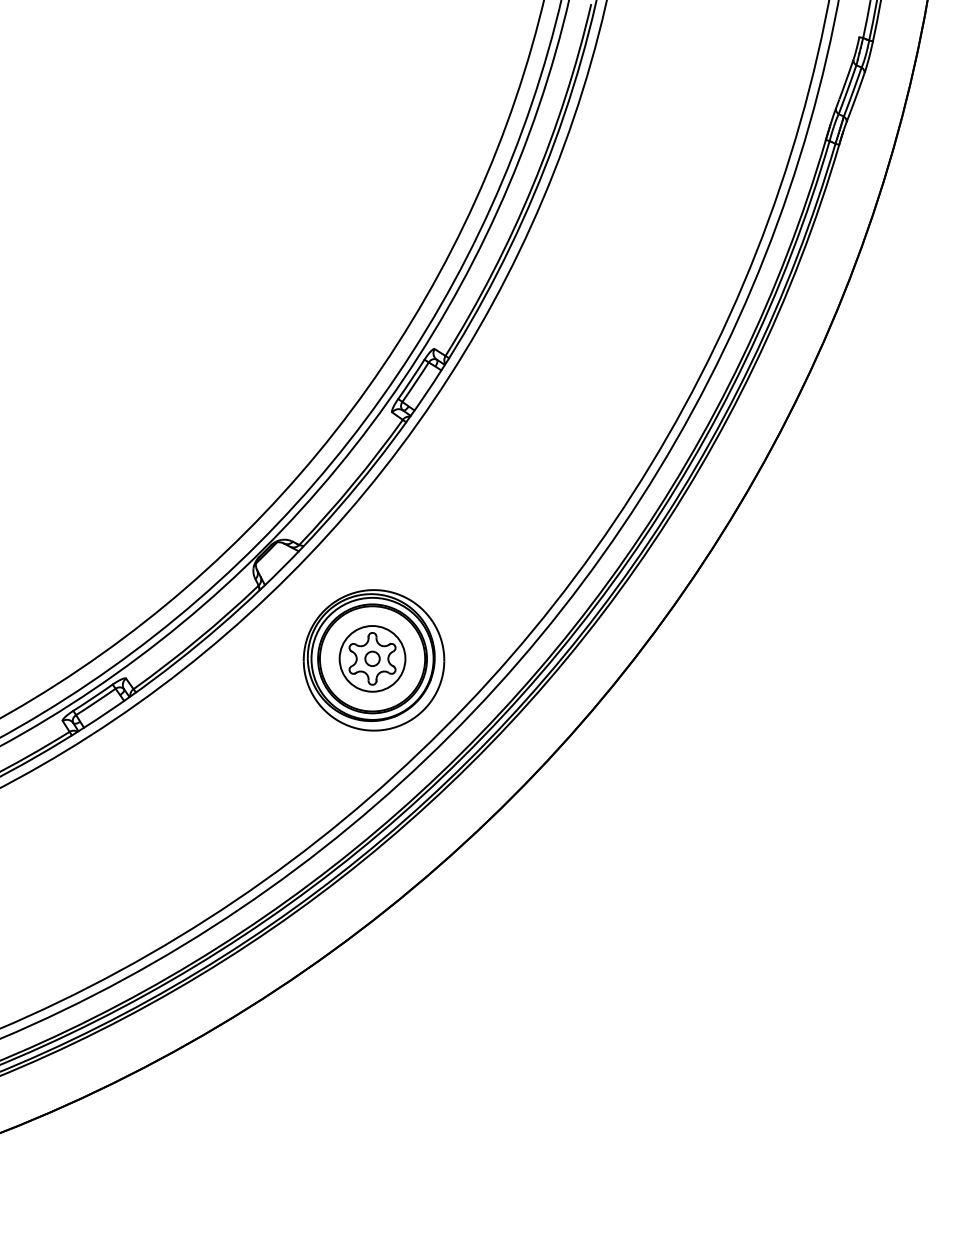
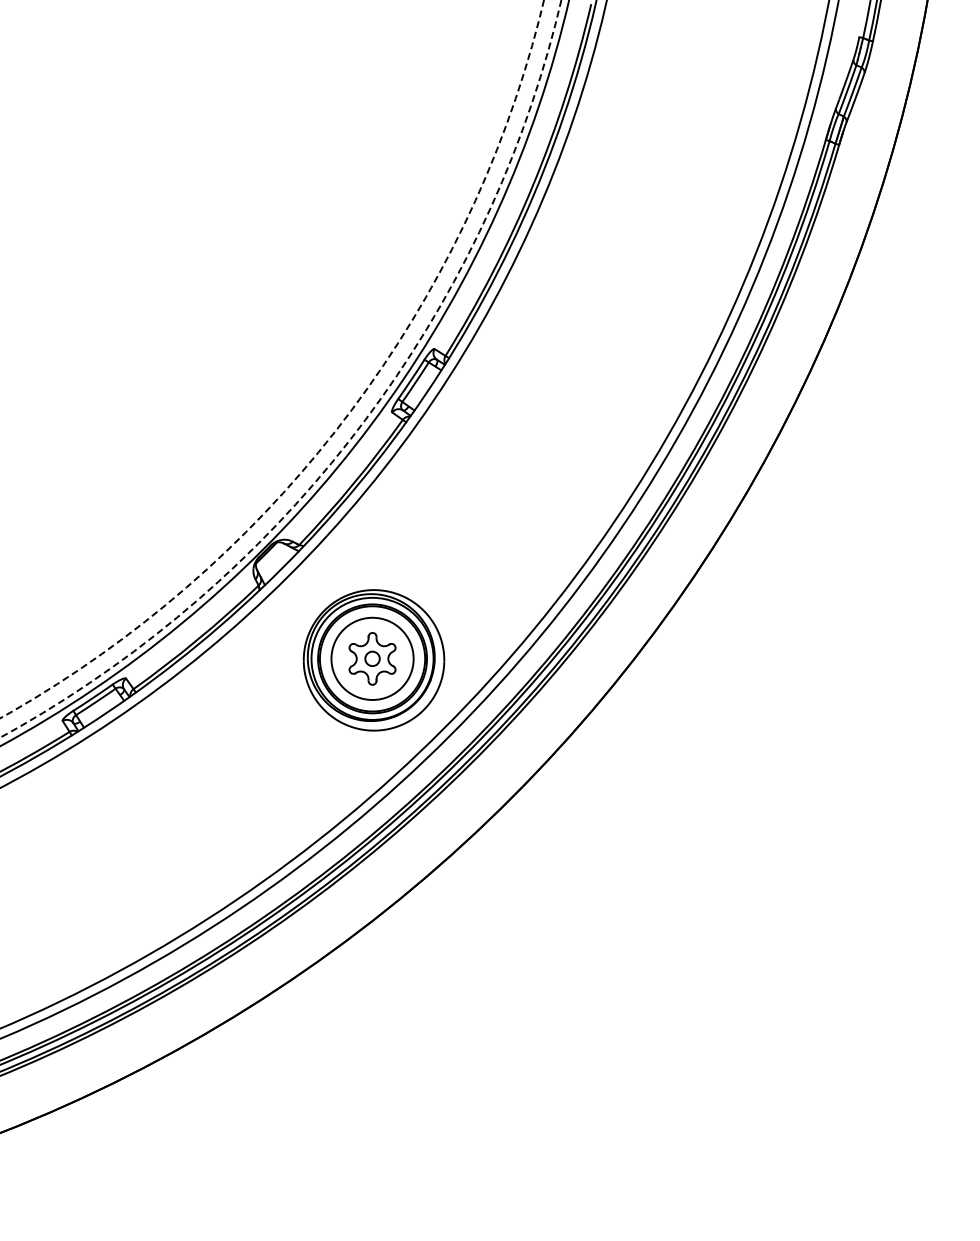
circle: solid -> dashed (271, 359)
circle: solid -> dashed (280, 368)
circle diameter: 66 px -> 82 px (372, 658)
